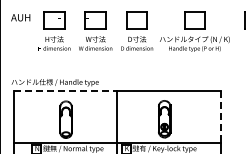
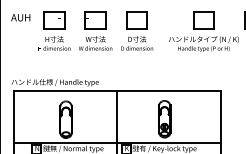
part position: (194, 31) -> (203, 31) (203, 31)
line: dashed -> solid (65, 91)
line: dashed -> solid (220, 117)
